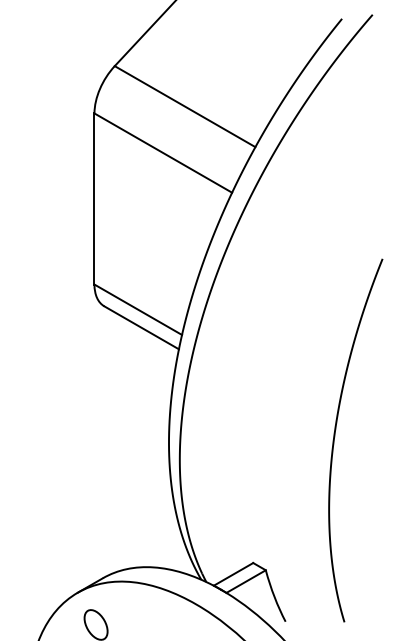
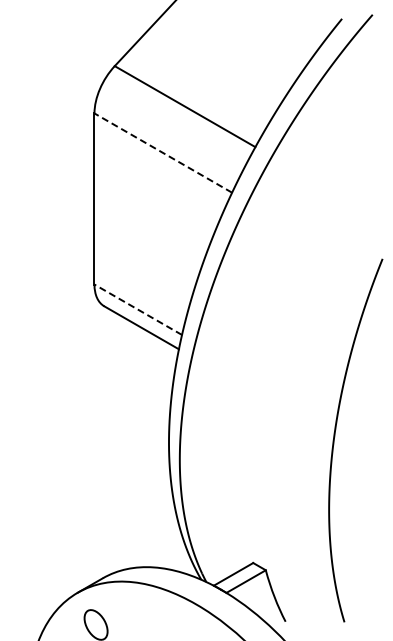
line: solid -> dashed (162, 152)
line: solid -> dashed (138, 309)
